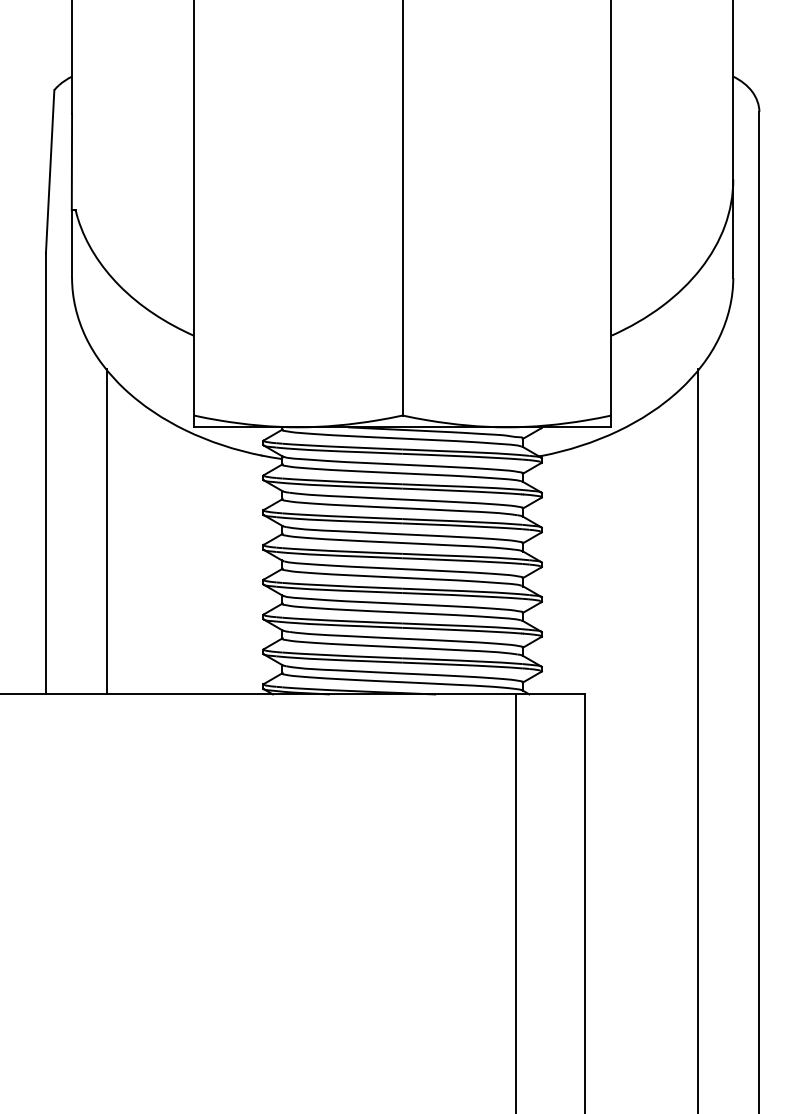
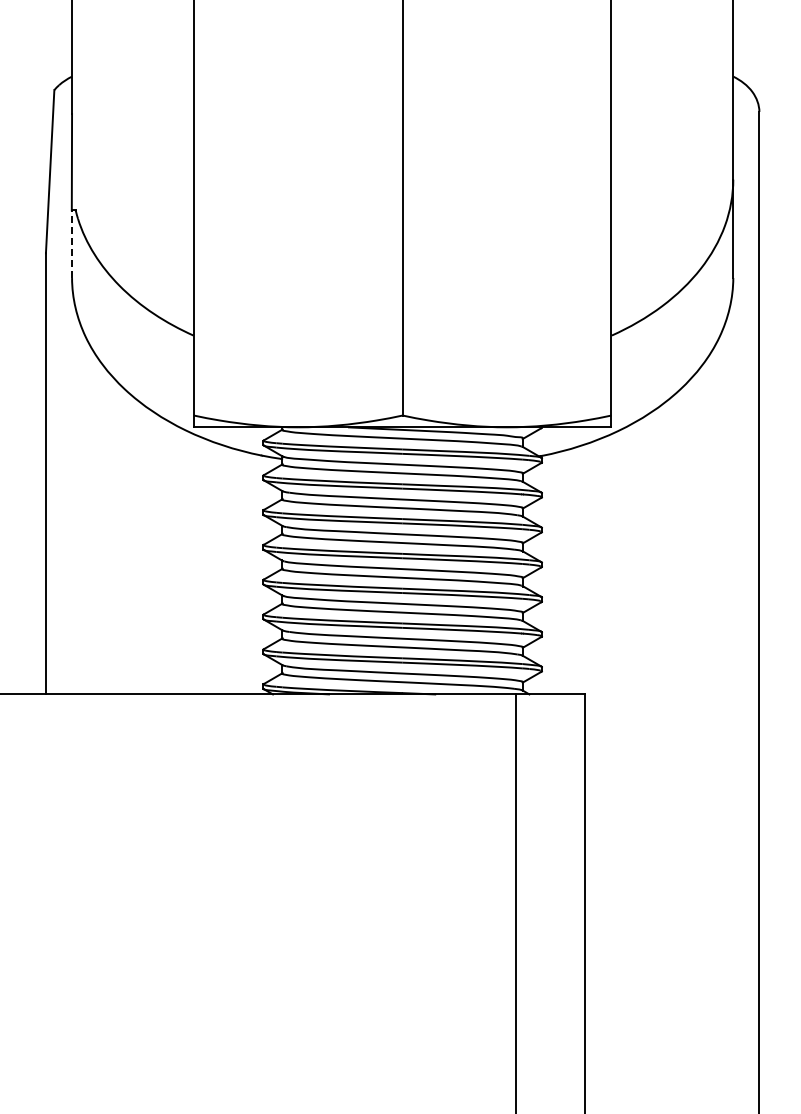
line: solid -> dashed (72, 244)
line: present -> none (106, 531)
line: present -> none (698, 739)
